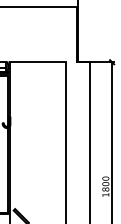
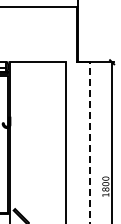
line: solid -> dashed (89, 142)
